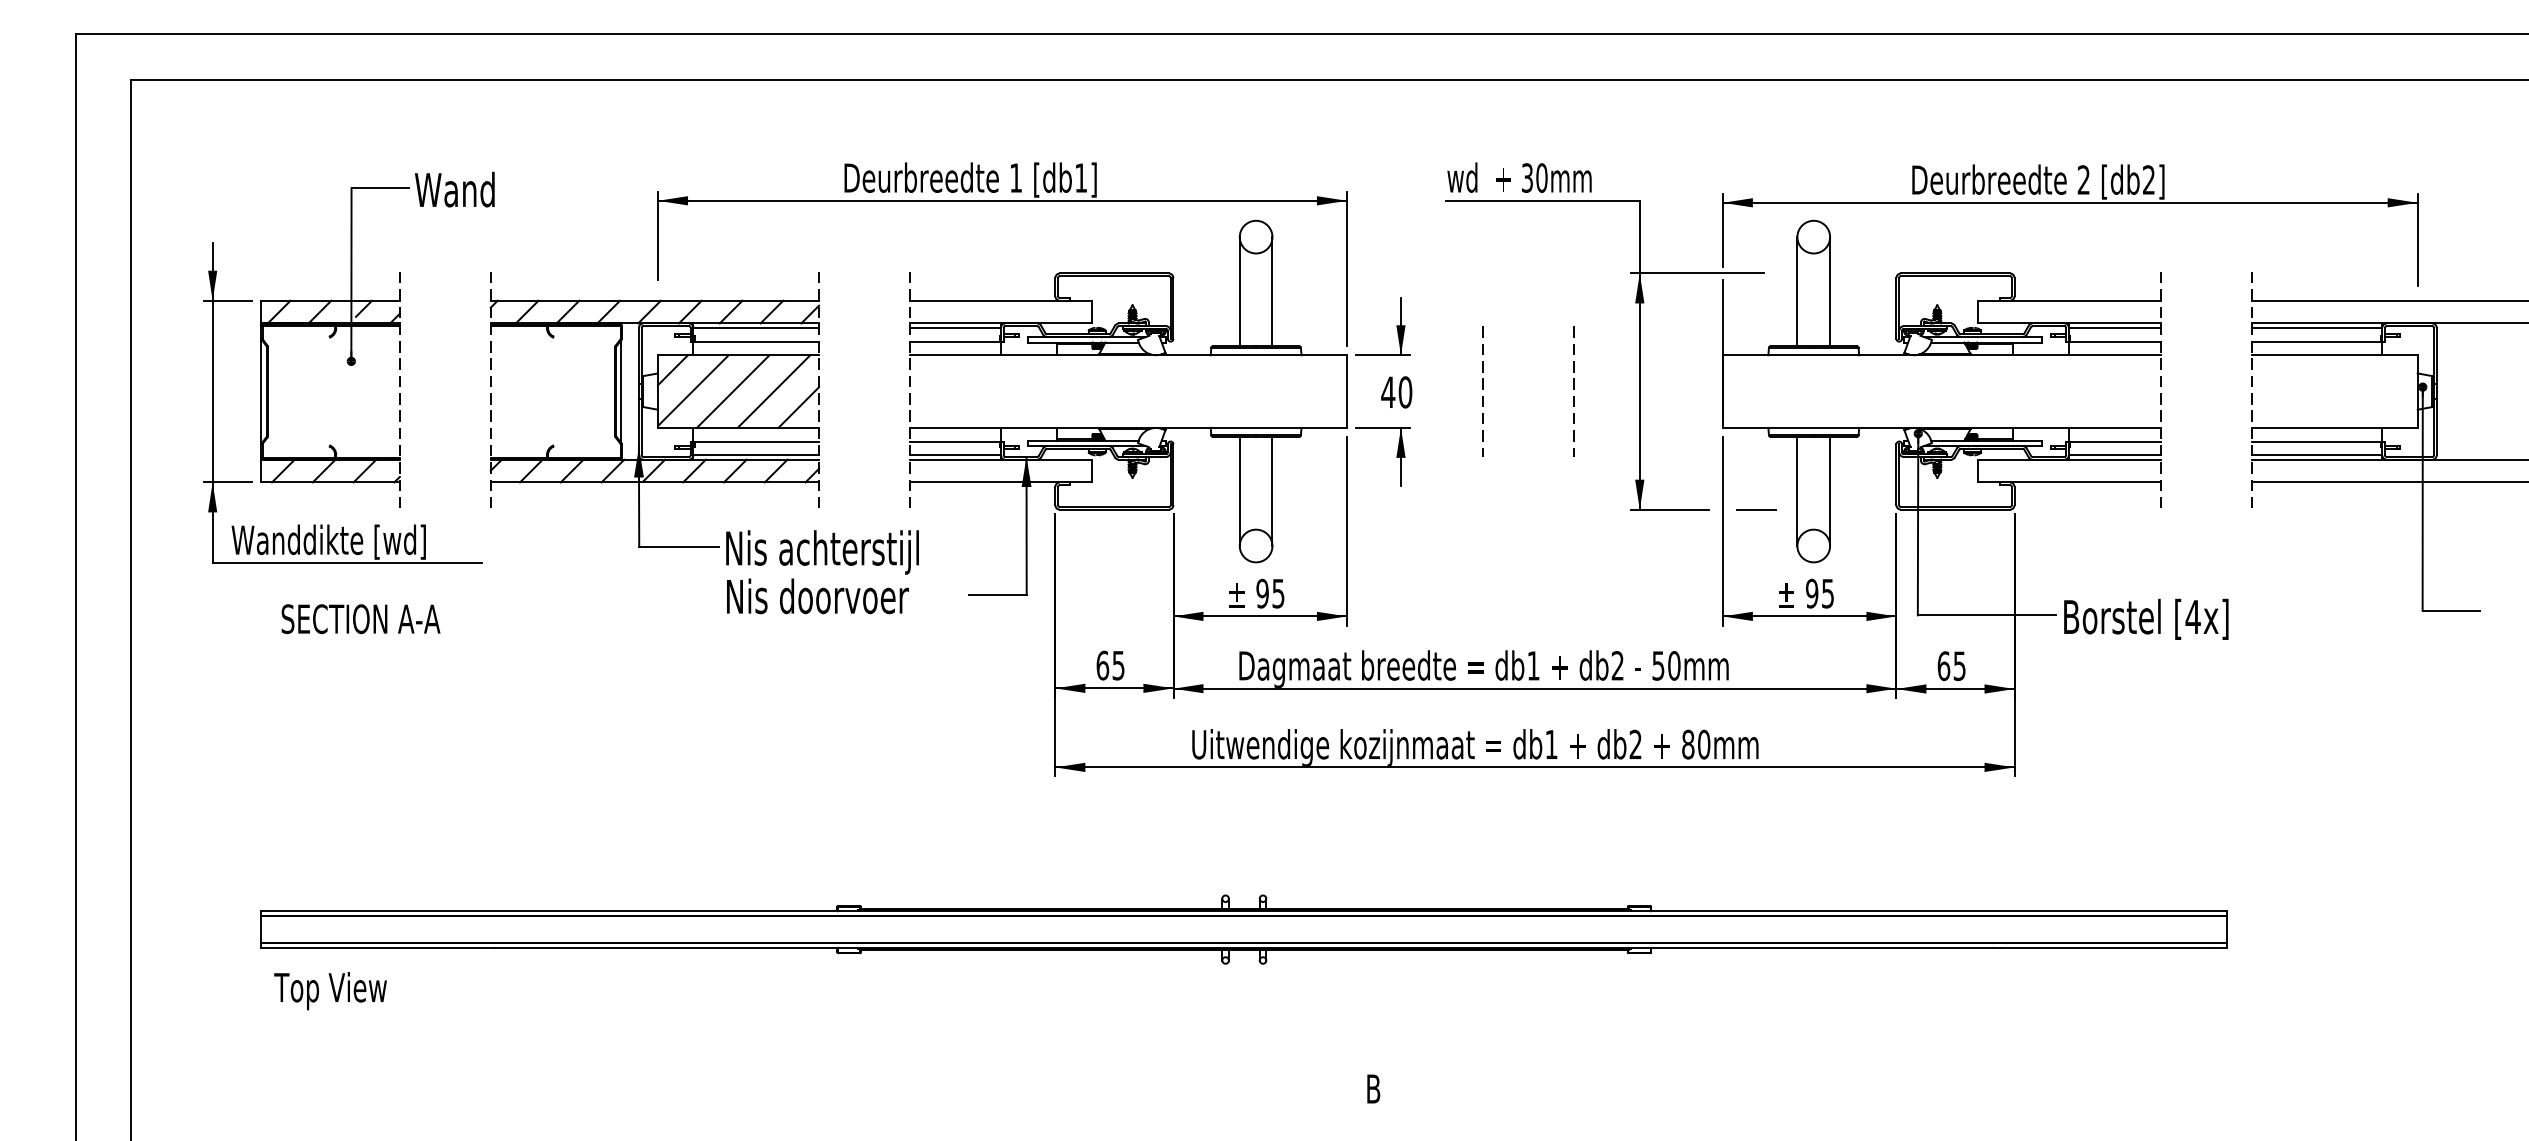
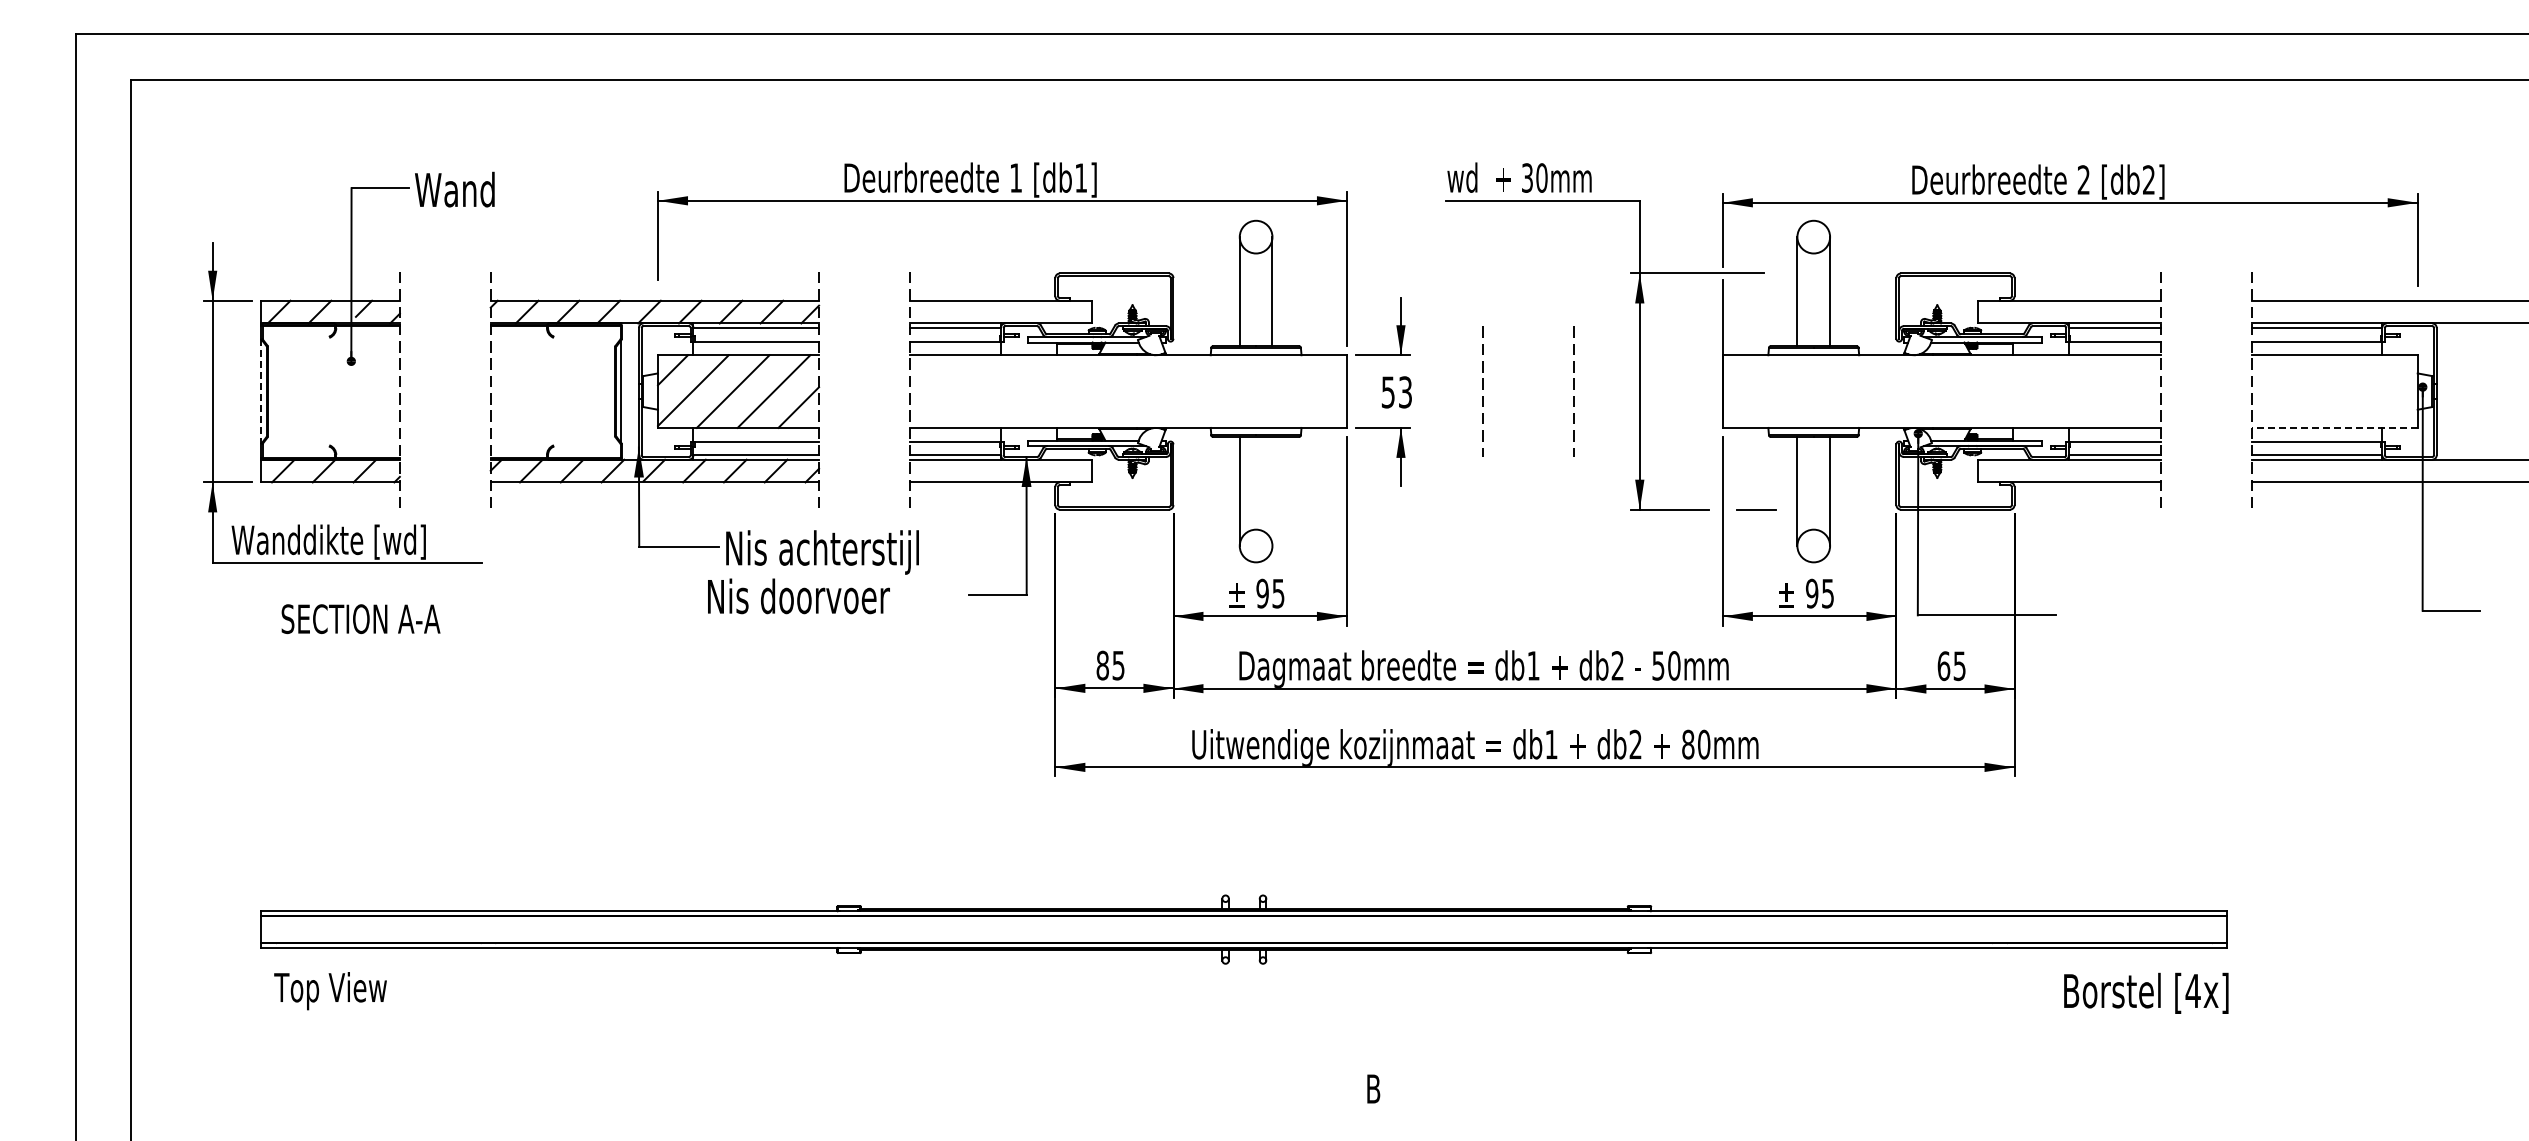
line: solid -> dashed (261, 391)
text: 40 -> 53 (1396, 392)
line: solid -> dashed (2334, 427)
line: present -> none (1272, 491)
text position: (817, 596) -> (798, 596) (798, 596)
text position: (2146, 618) -> (2146, 992) (2146, 992)
text: 65 -> 85 (1102, 665)
